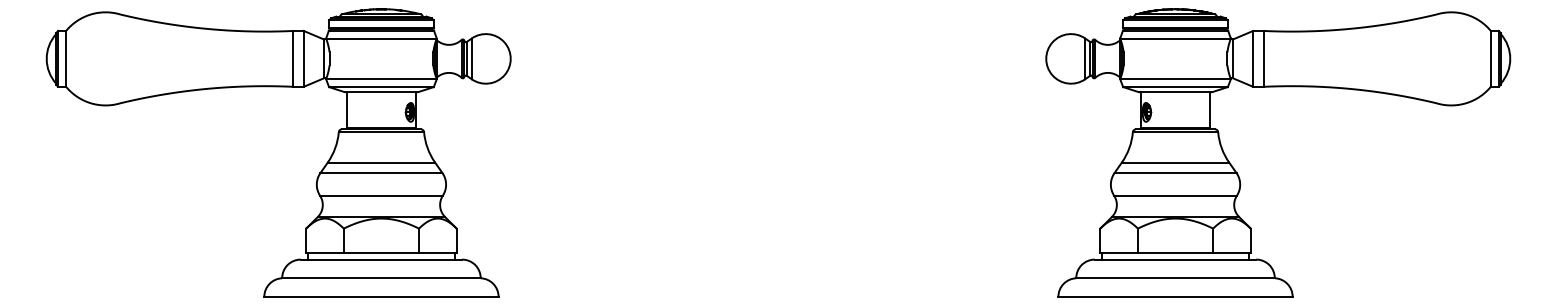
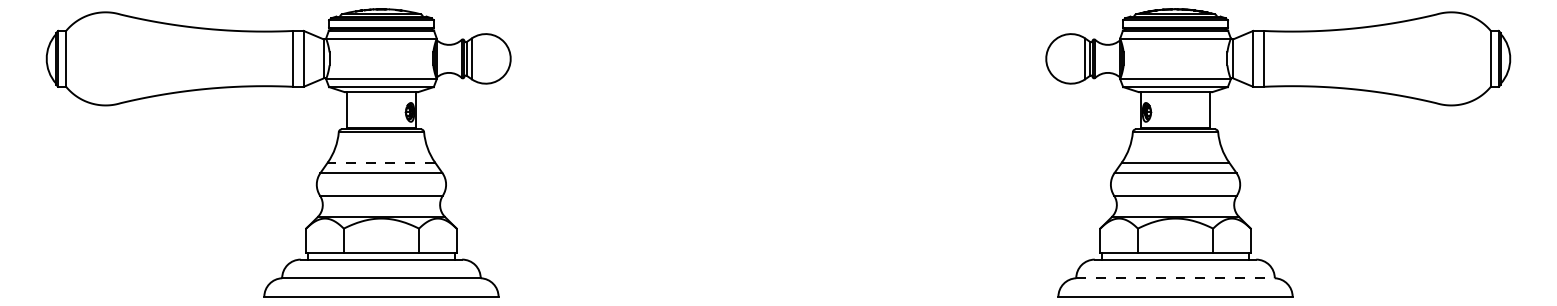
line: solid -> dashed (381, 162)
line: solid -> dashed (1176, 278)
